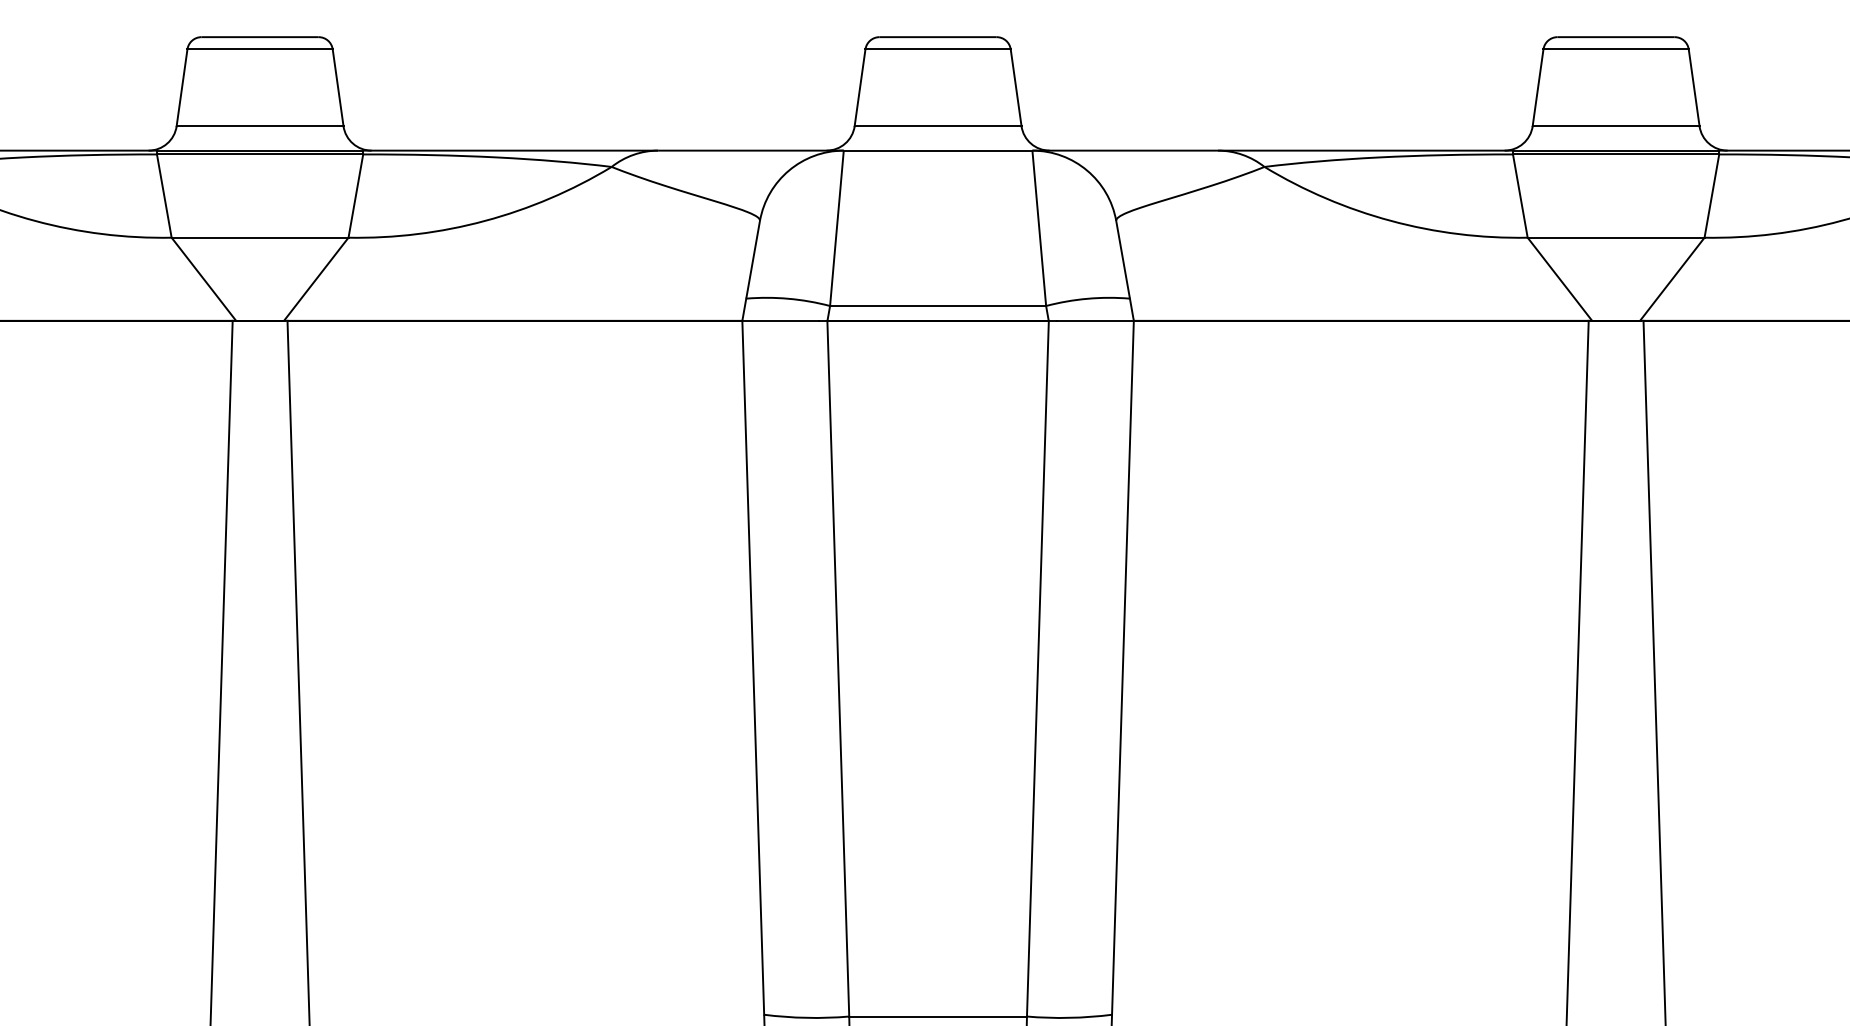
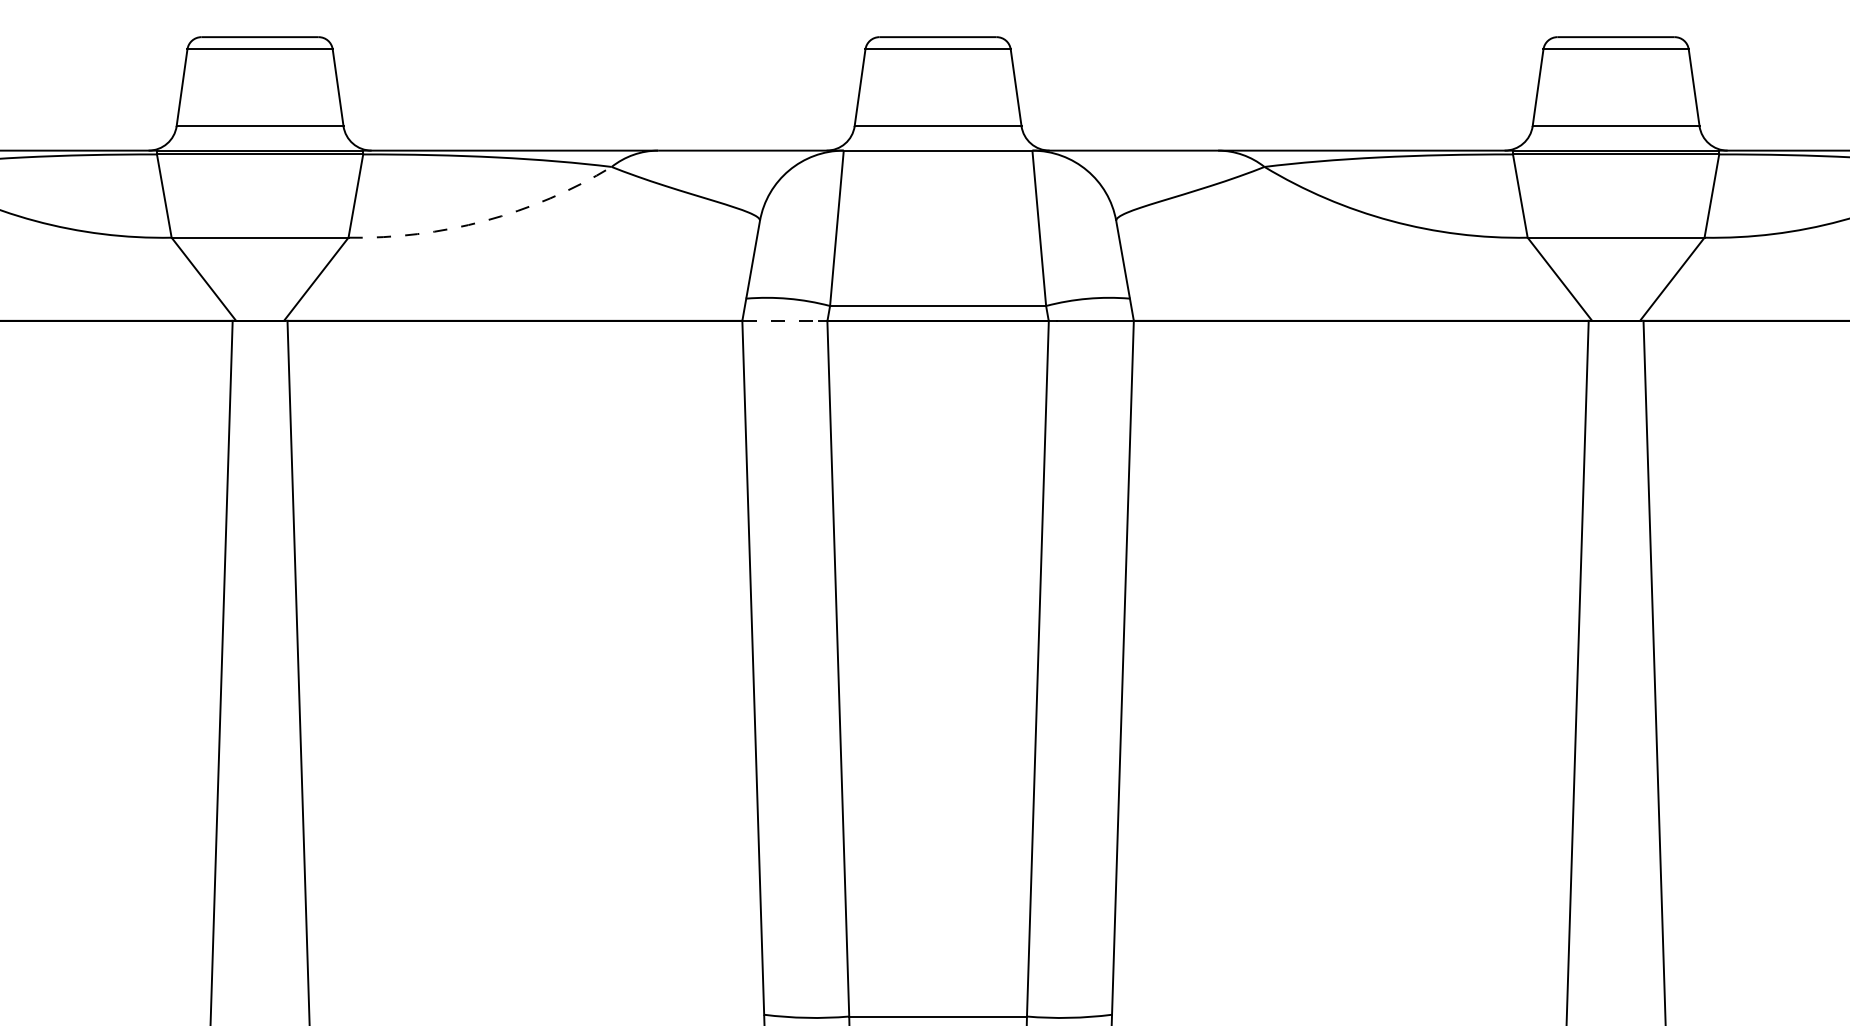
arc: solid -> dashed (485, 220)
line: solid -> dashed (780, 320)
